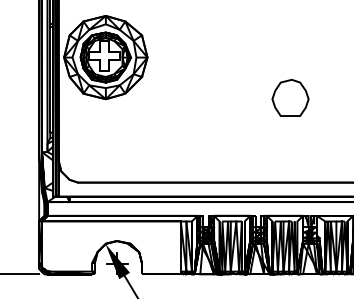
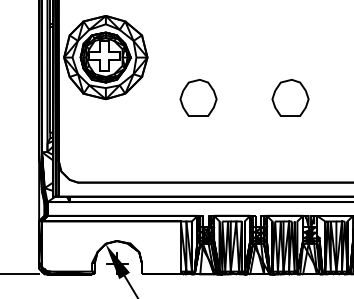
part: none -> present (198, 97)
